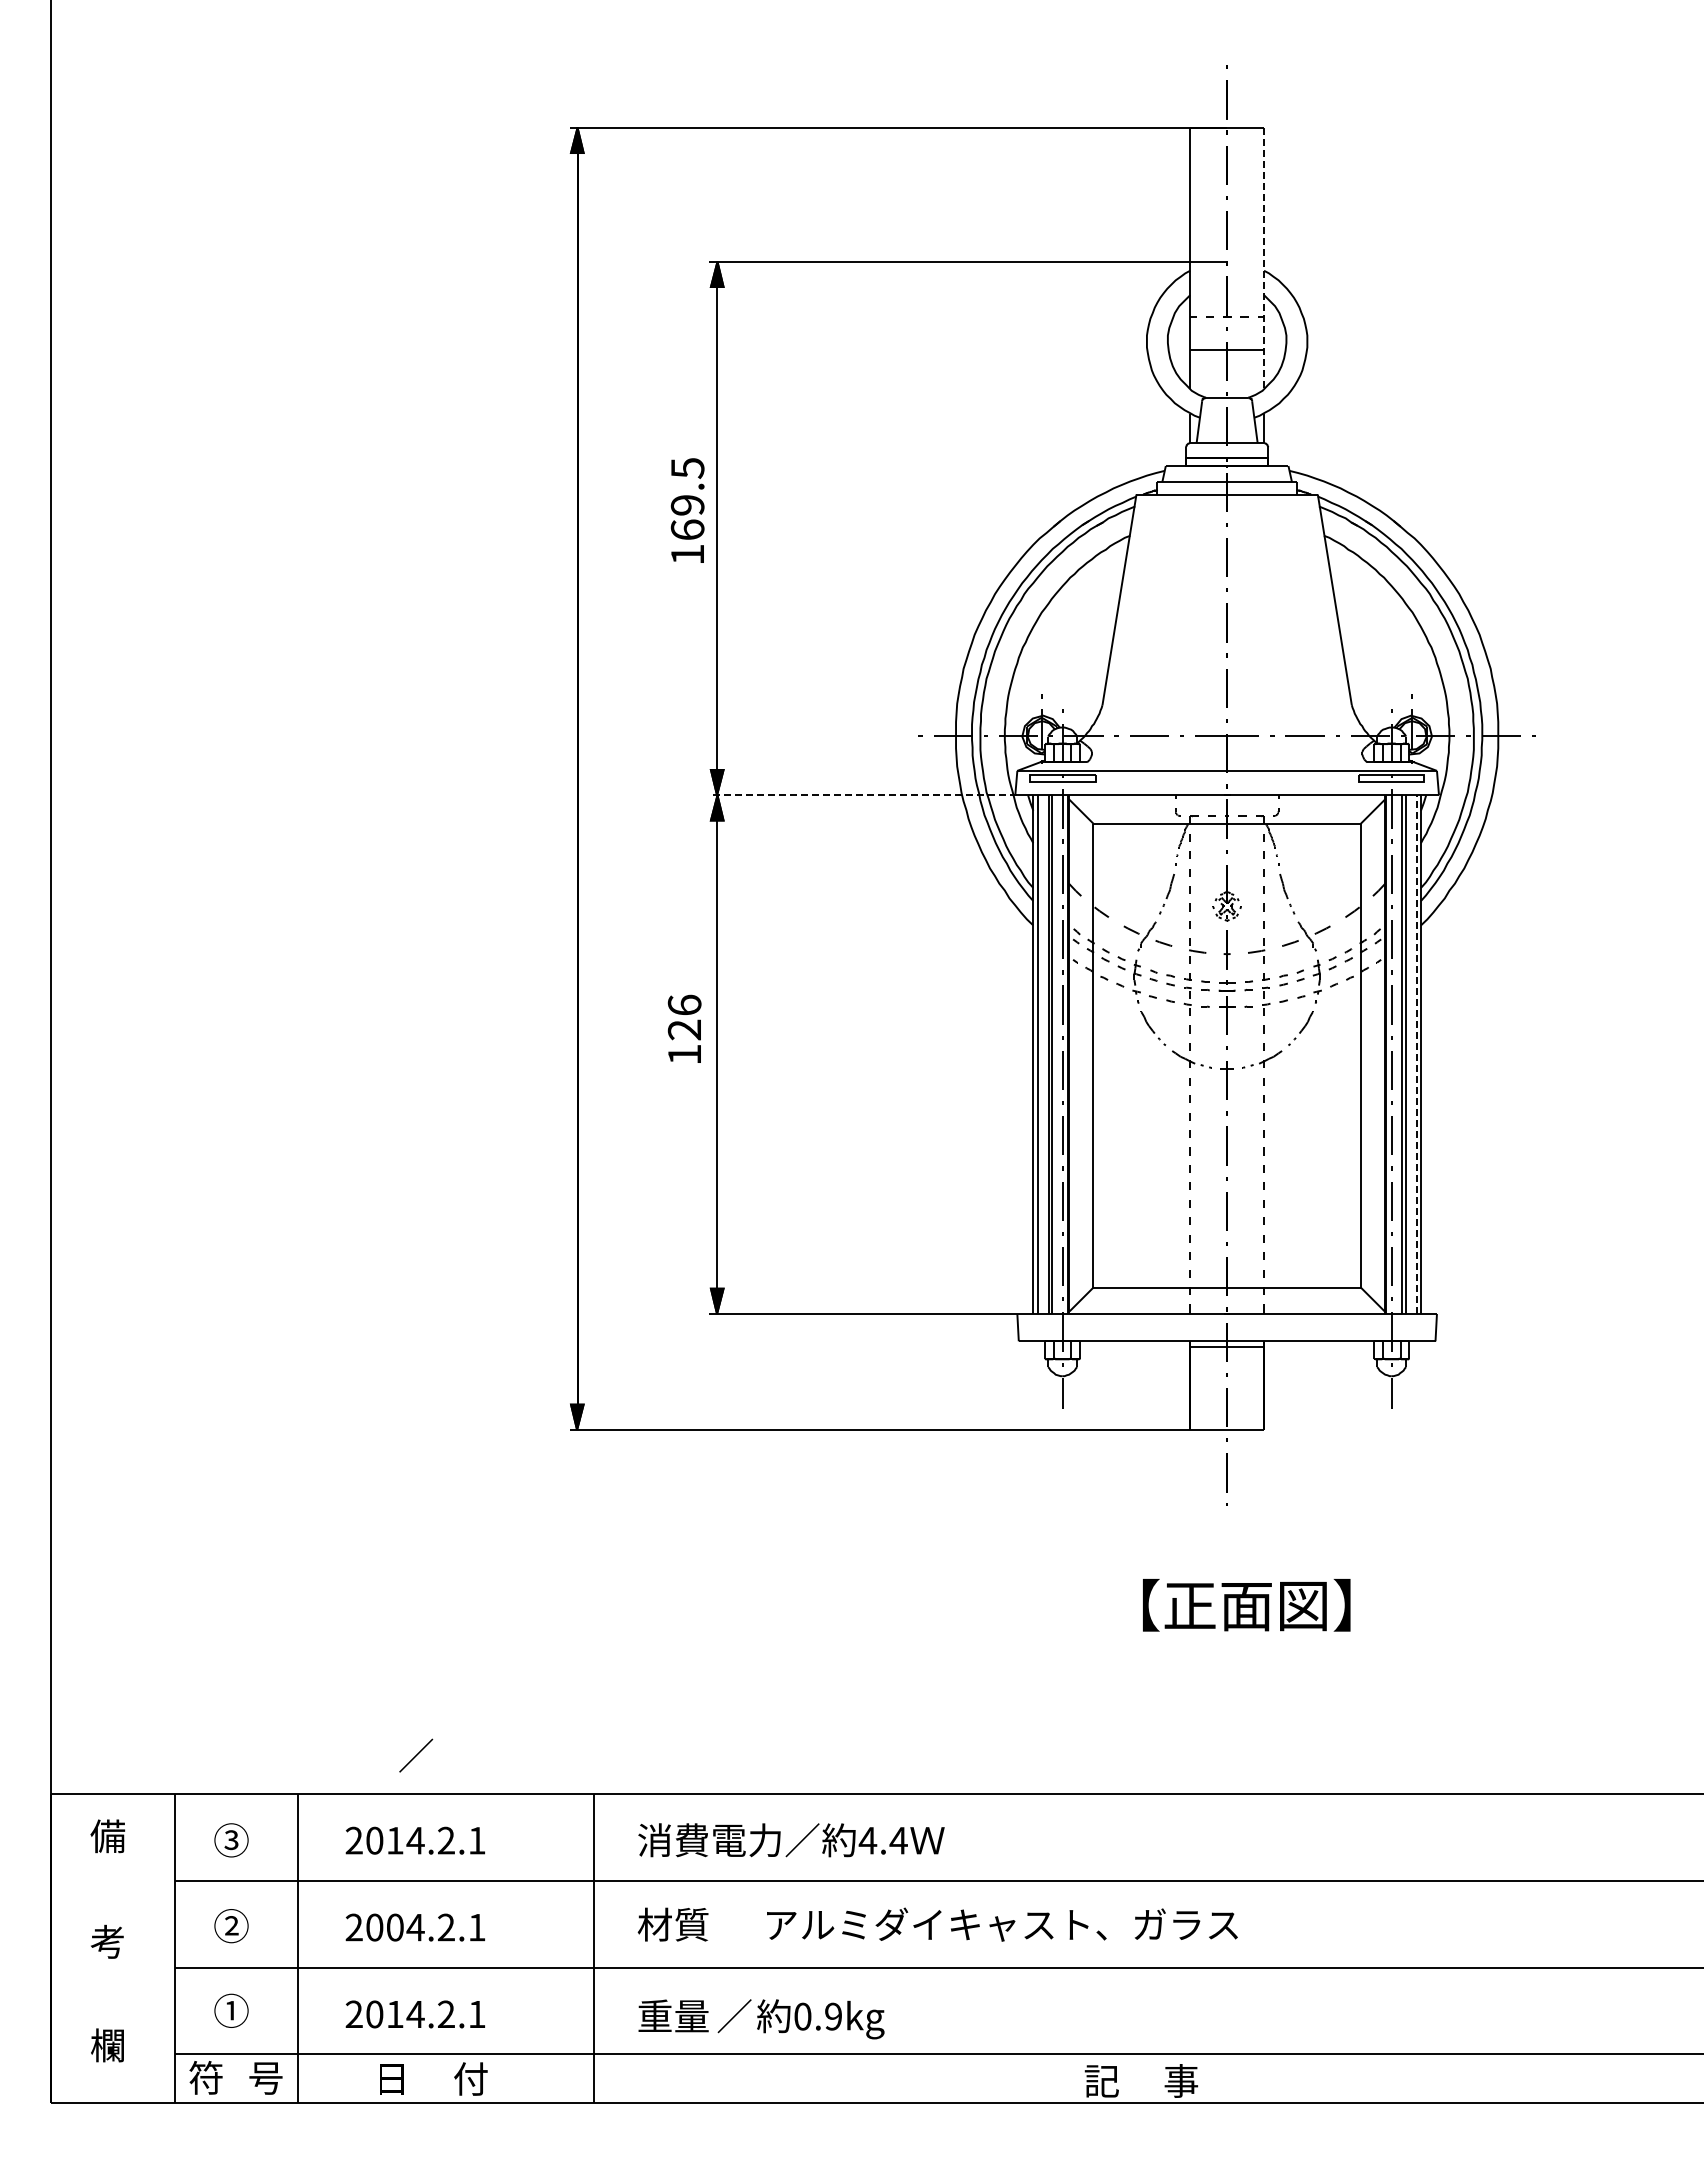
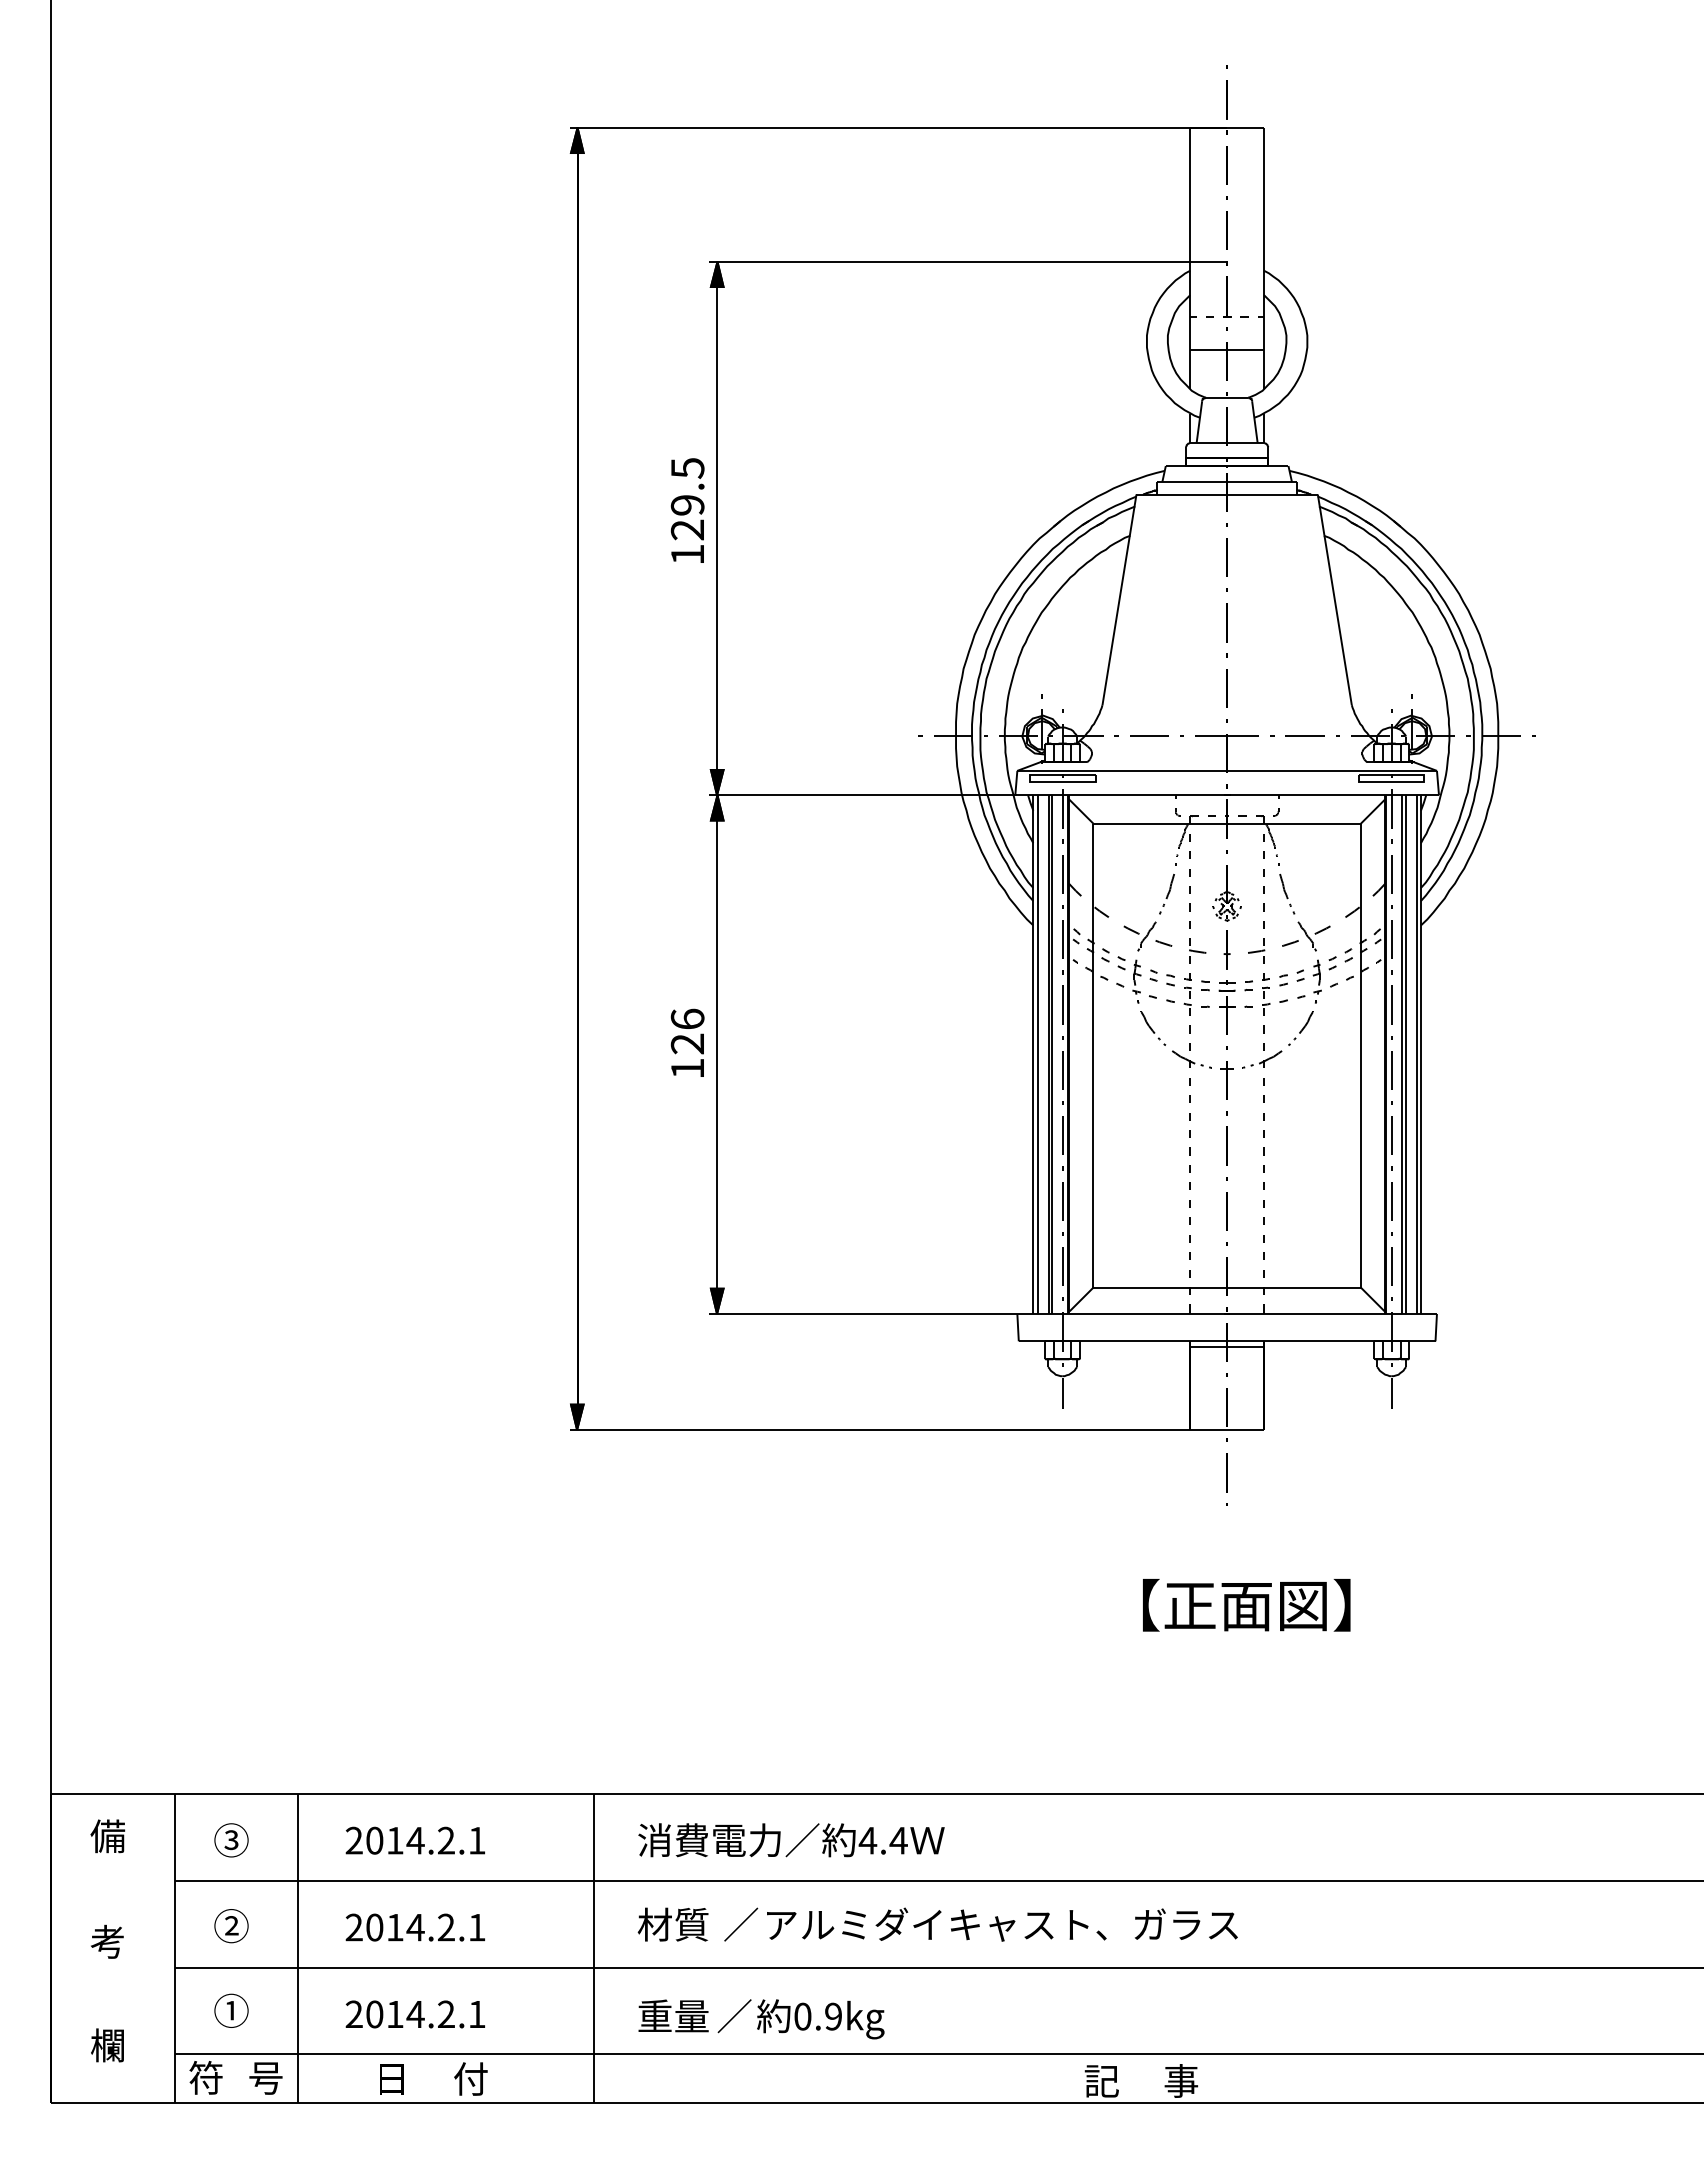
line: dashed -> solid (1264, 258)
text: 169.5 -> 129.5 (687, 529)
line: dashed -> solid (862, 795)
text position: (684, 1028) -> (687, 1042) (687, 1042)
line: dashed -> solid (1416, 1054)
text position: (416, 1755) -> (741, 1924) (741, 1924)
text: 2004.2.1 -> 2014.2.1 (395, 1927)
